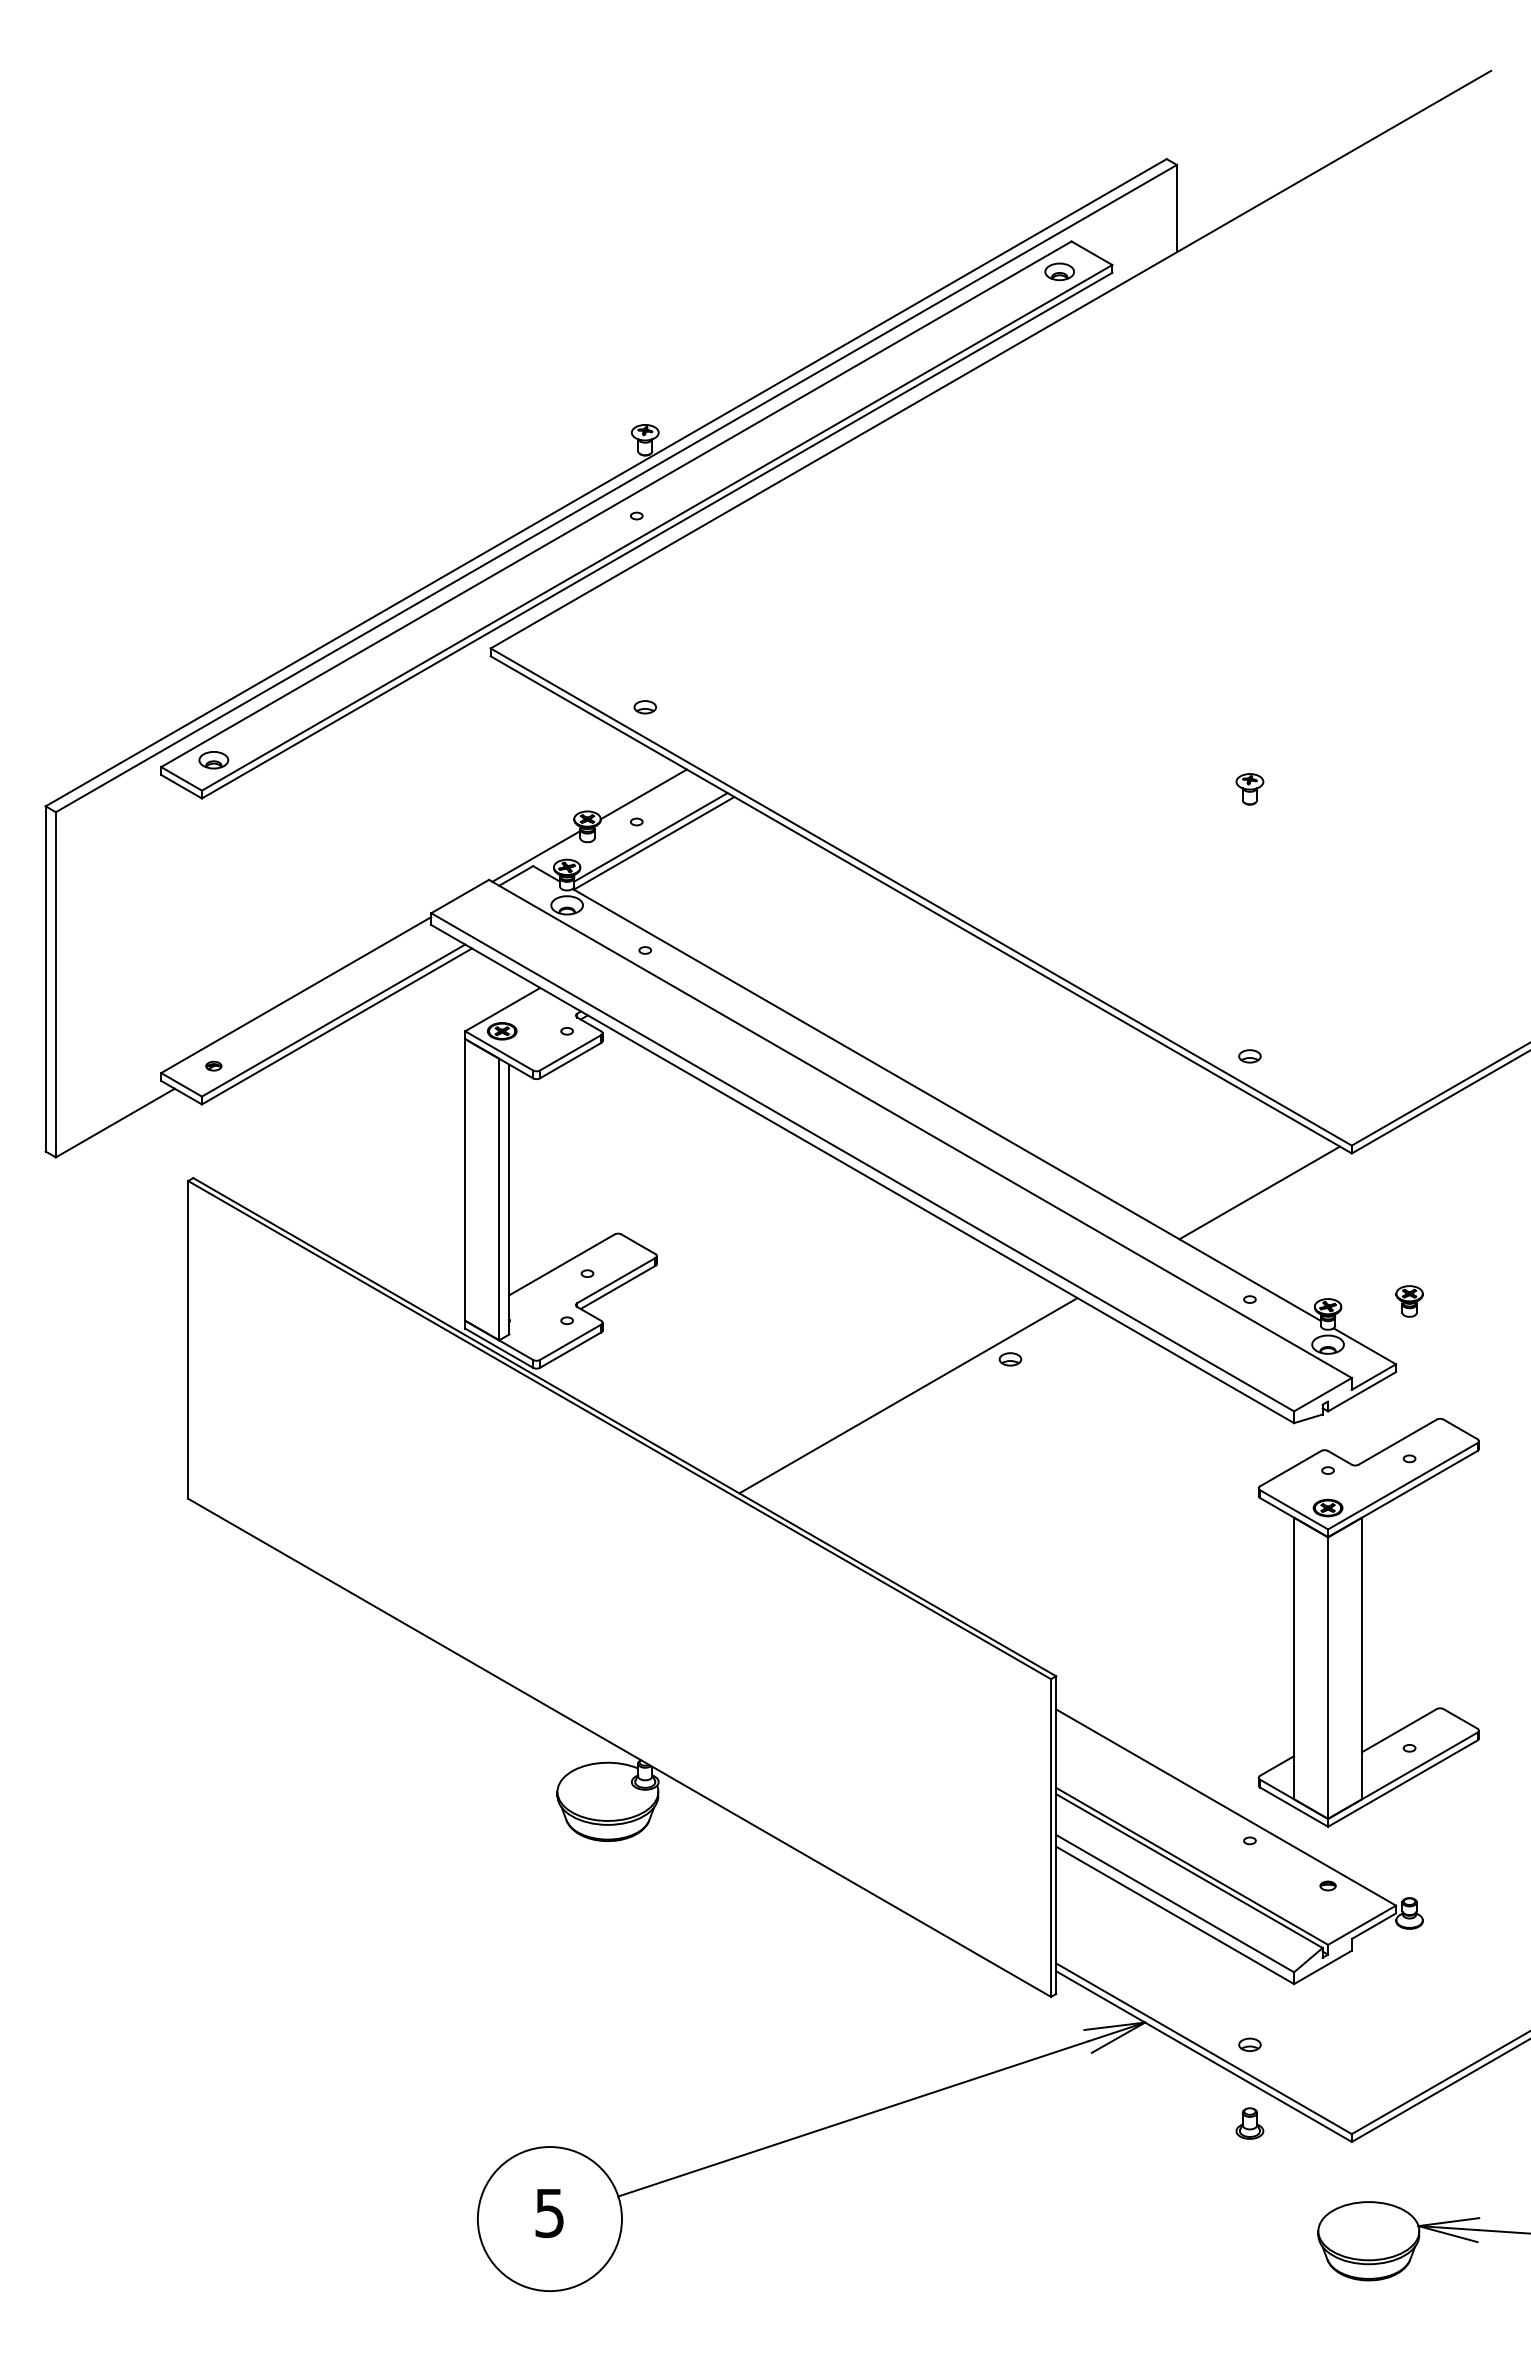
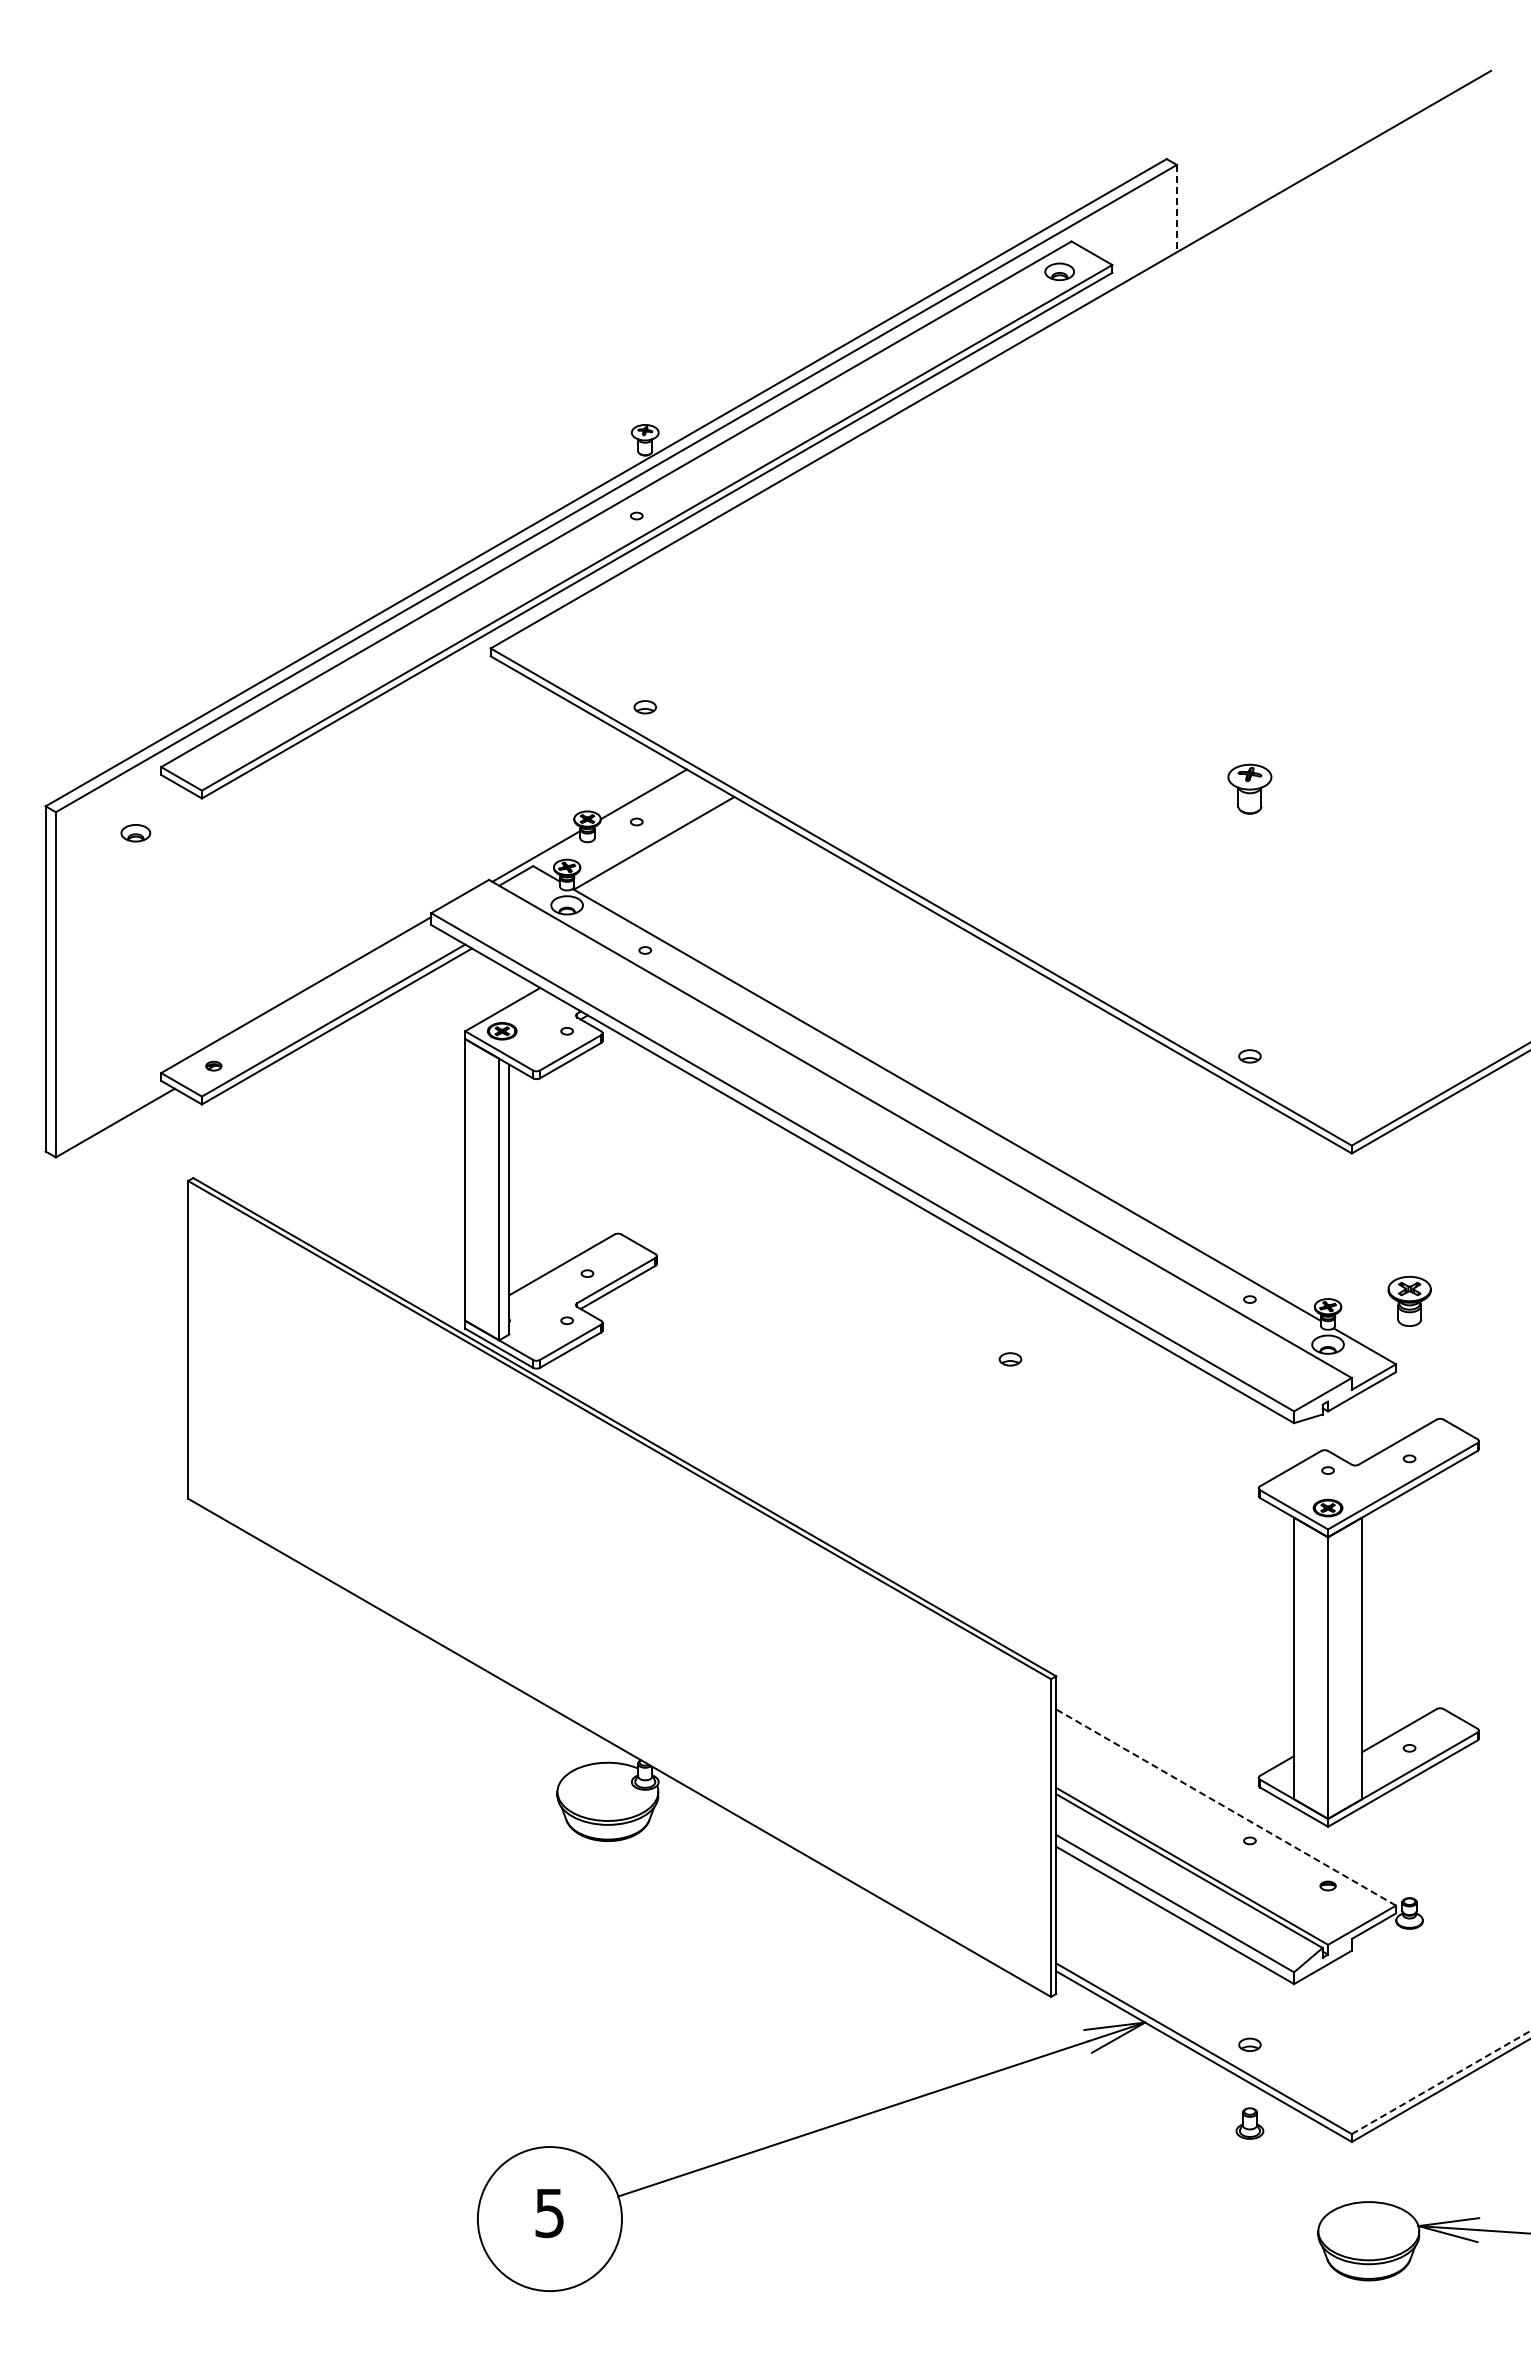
line: solid -> dashed (1176, 208)
part position: (213, 760) -> (135, 833) (135, 833)
part size: 30x33 px -> 46x52 px (1249, 788)
line: present -> none (650, 837)
line: present -> none (1259, 1192)
part size: 29x33 px -> 45x51 px (1409, 1301)
line: present -> none (908, 1395)
line: solid -> dashed (1225, 1807)
line: solid -> dashed (1441, 2082)
